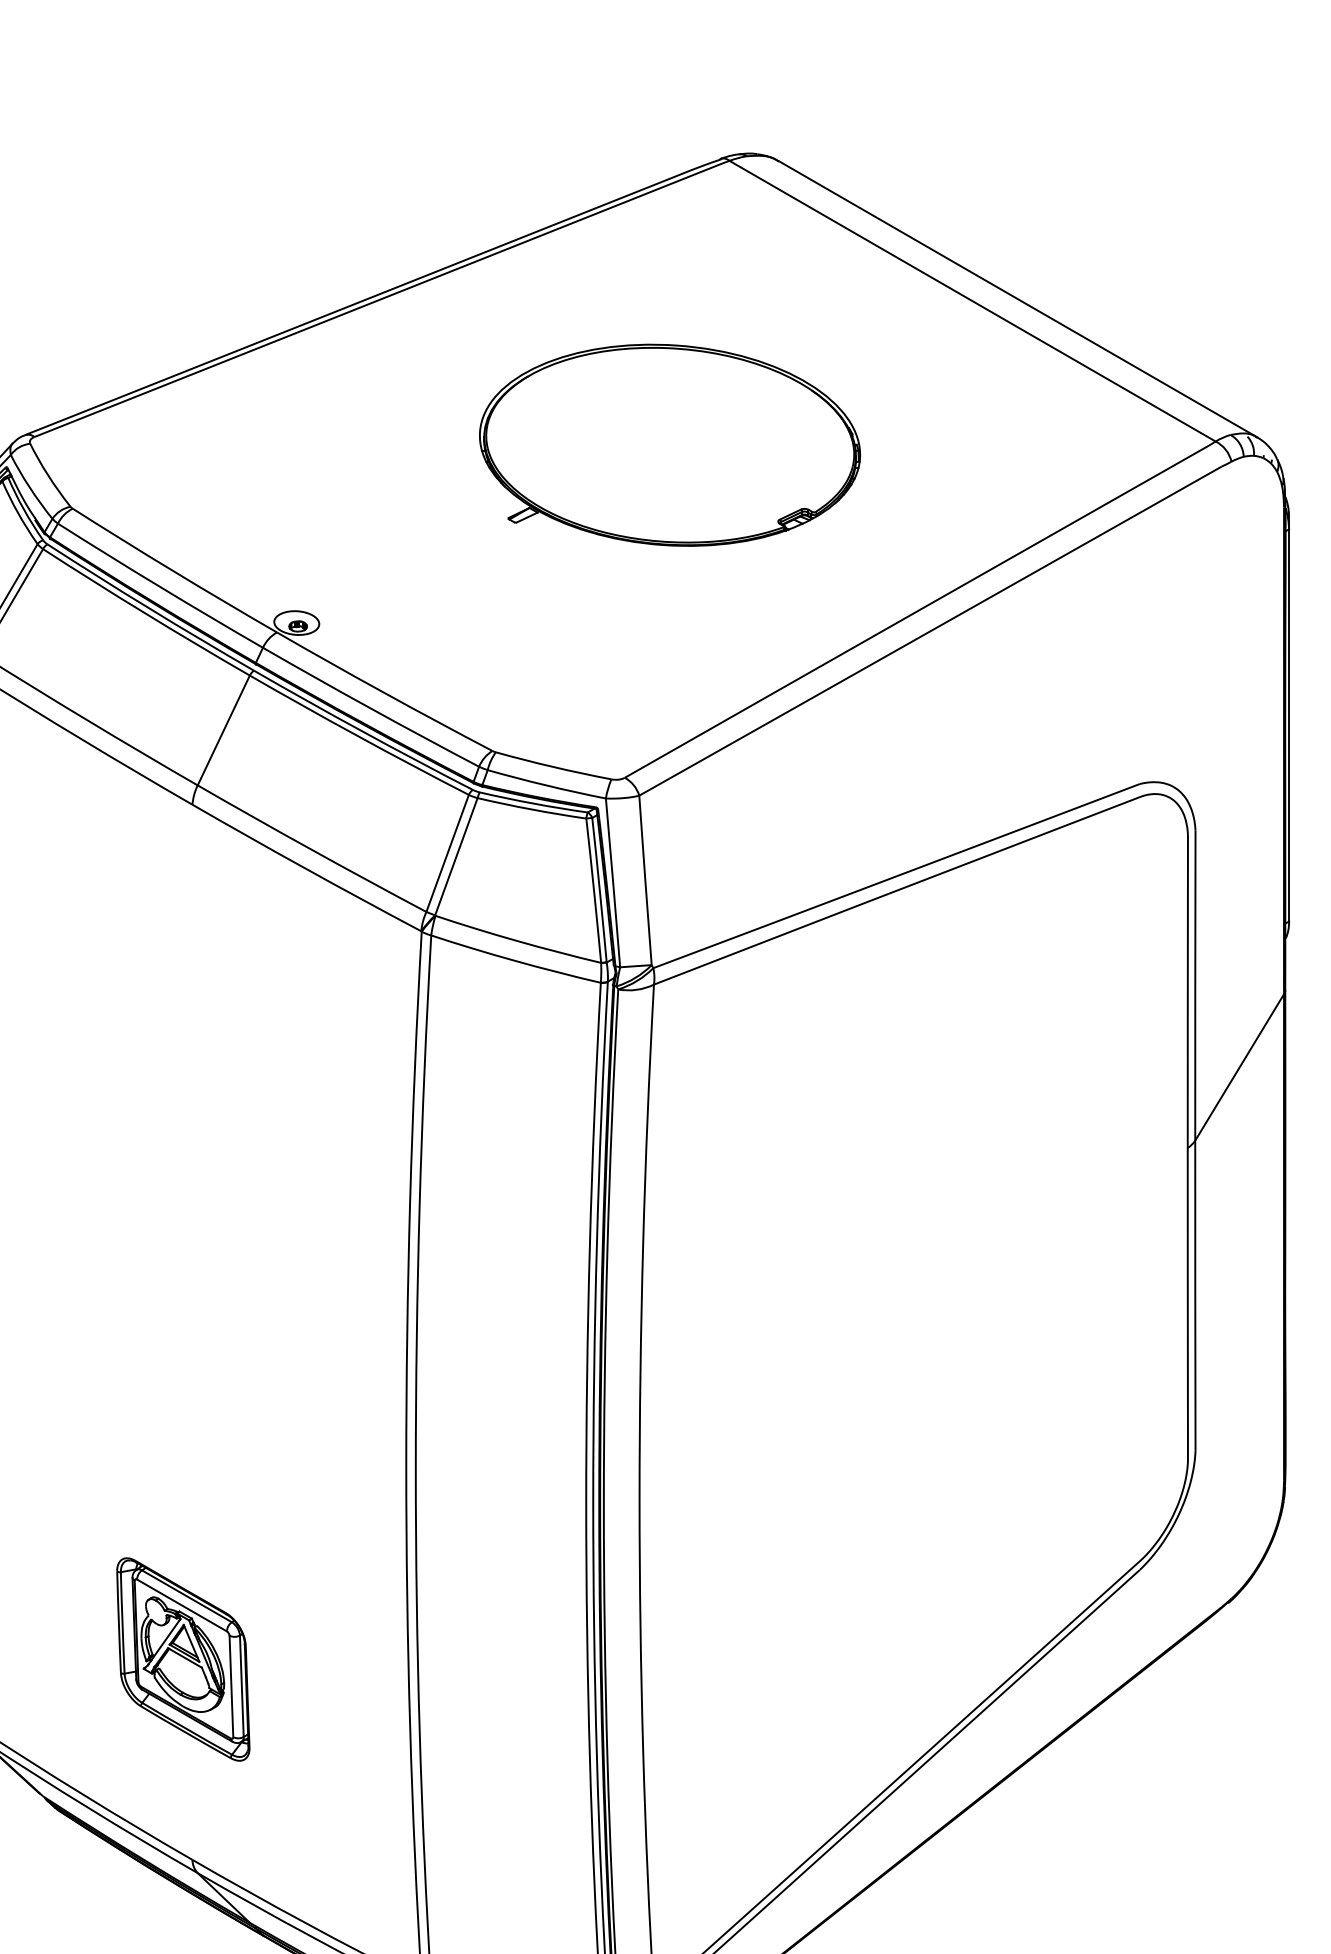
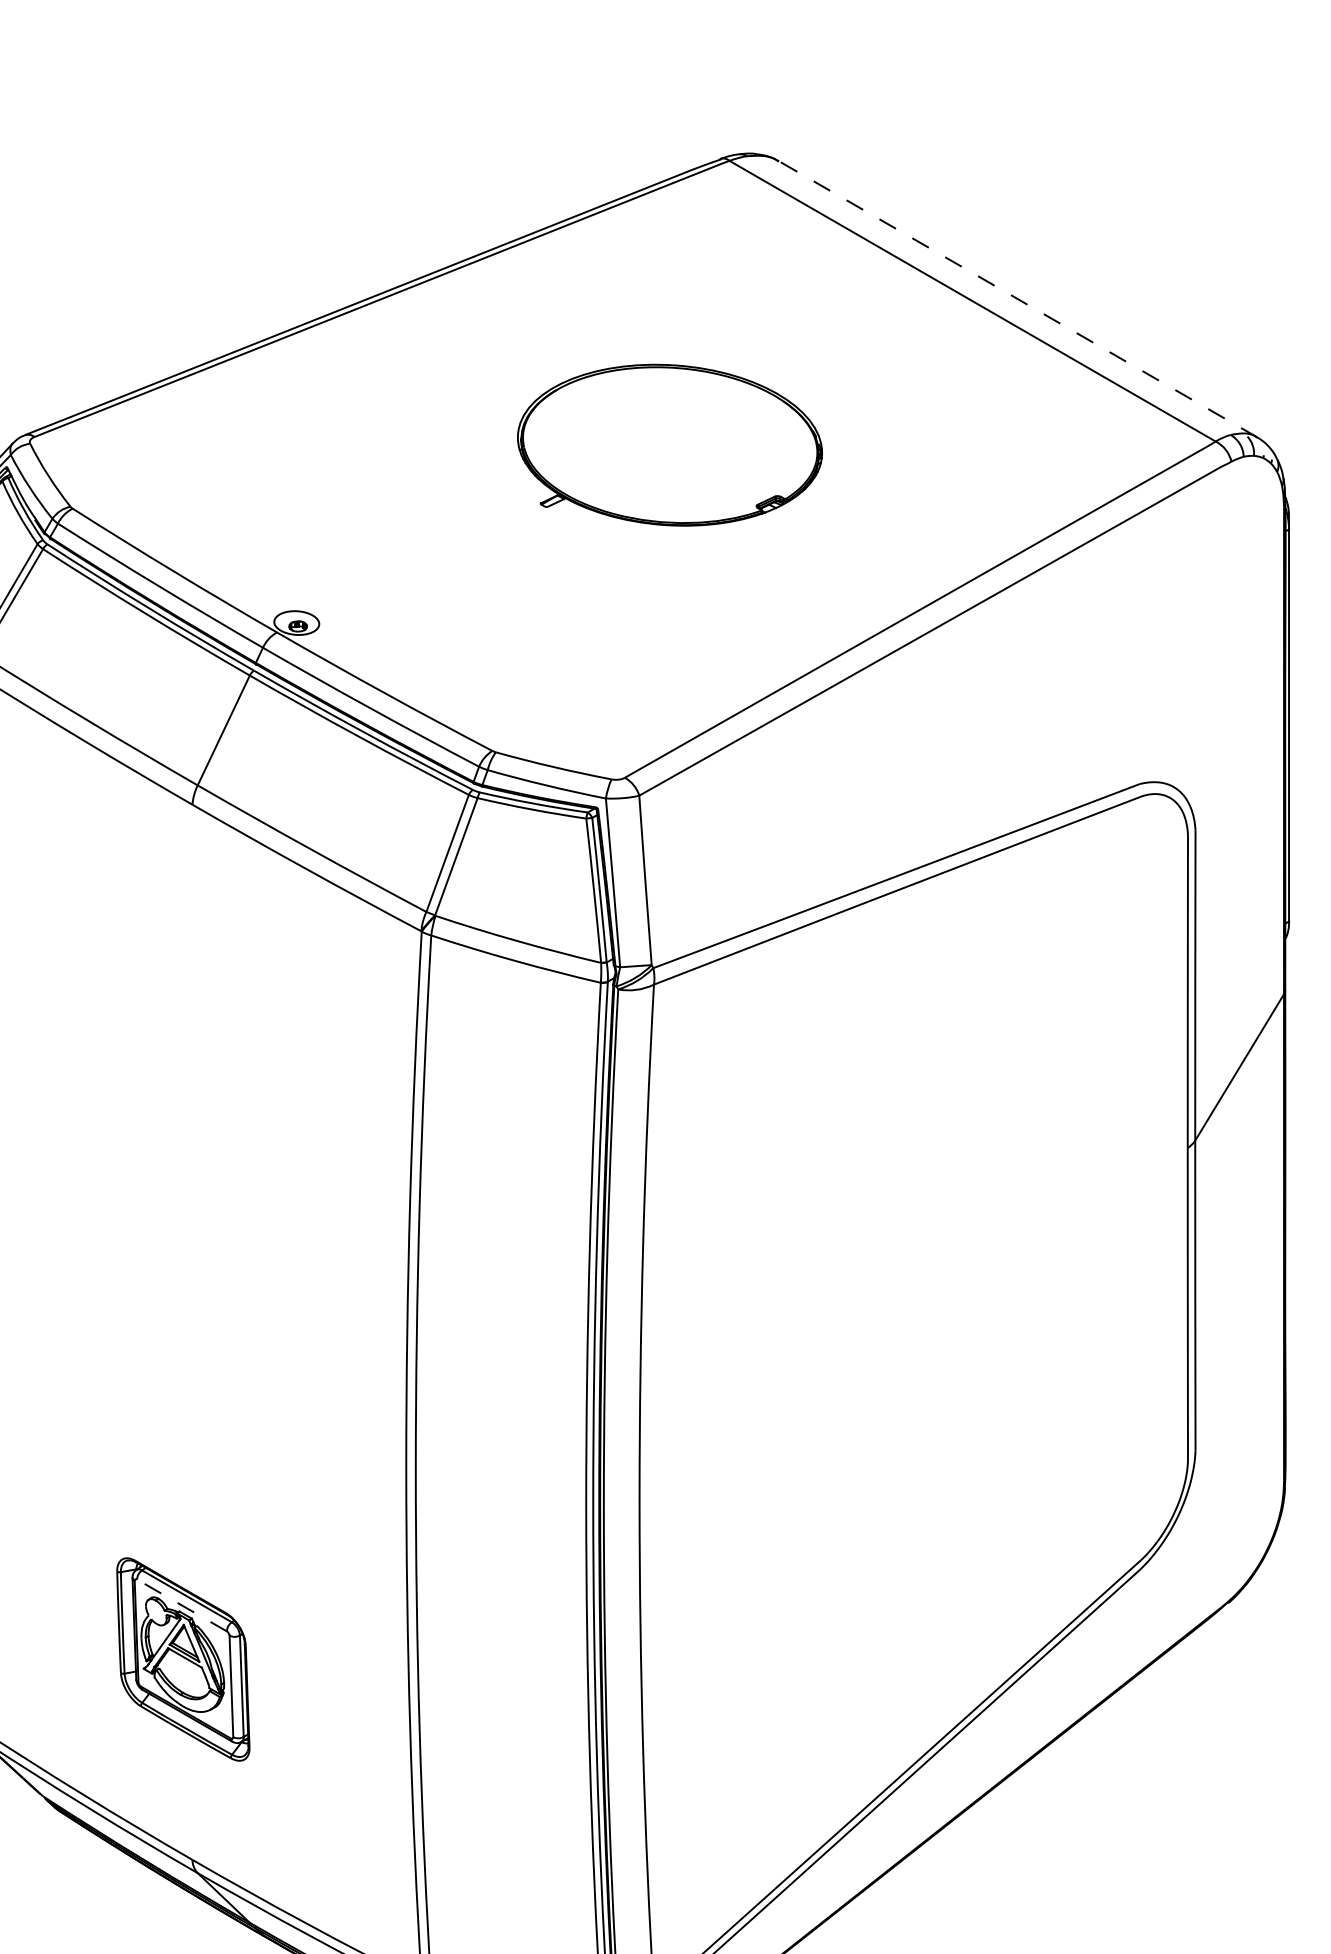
line: solid -> dashed (1017, 299)
part size: 382x204 px -> 306x164 px (669, 444)
line: solid -> dashed (182, 1605)
